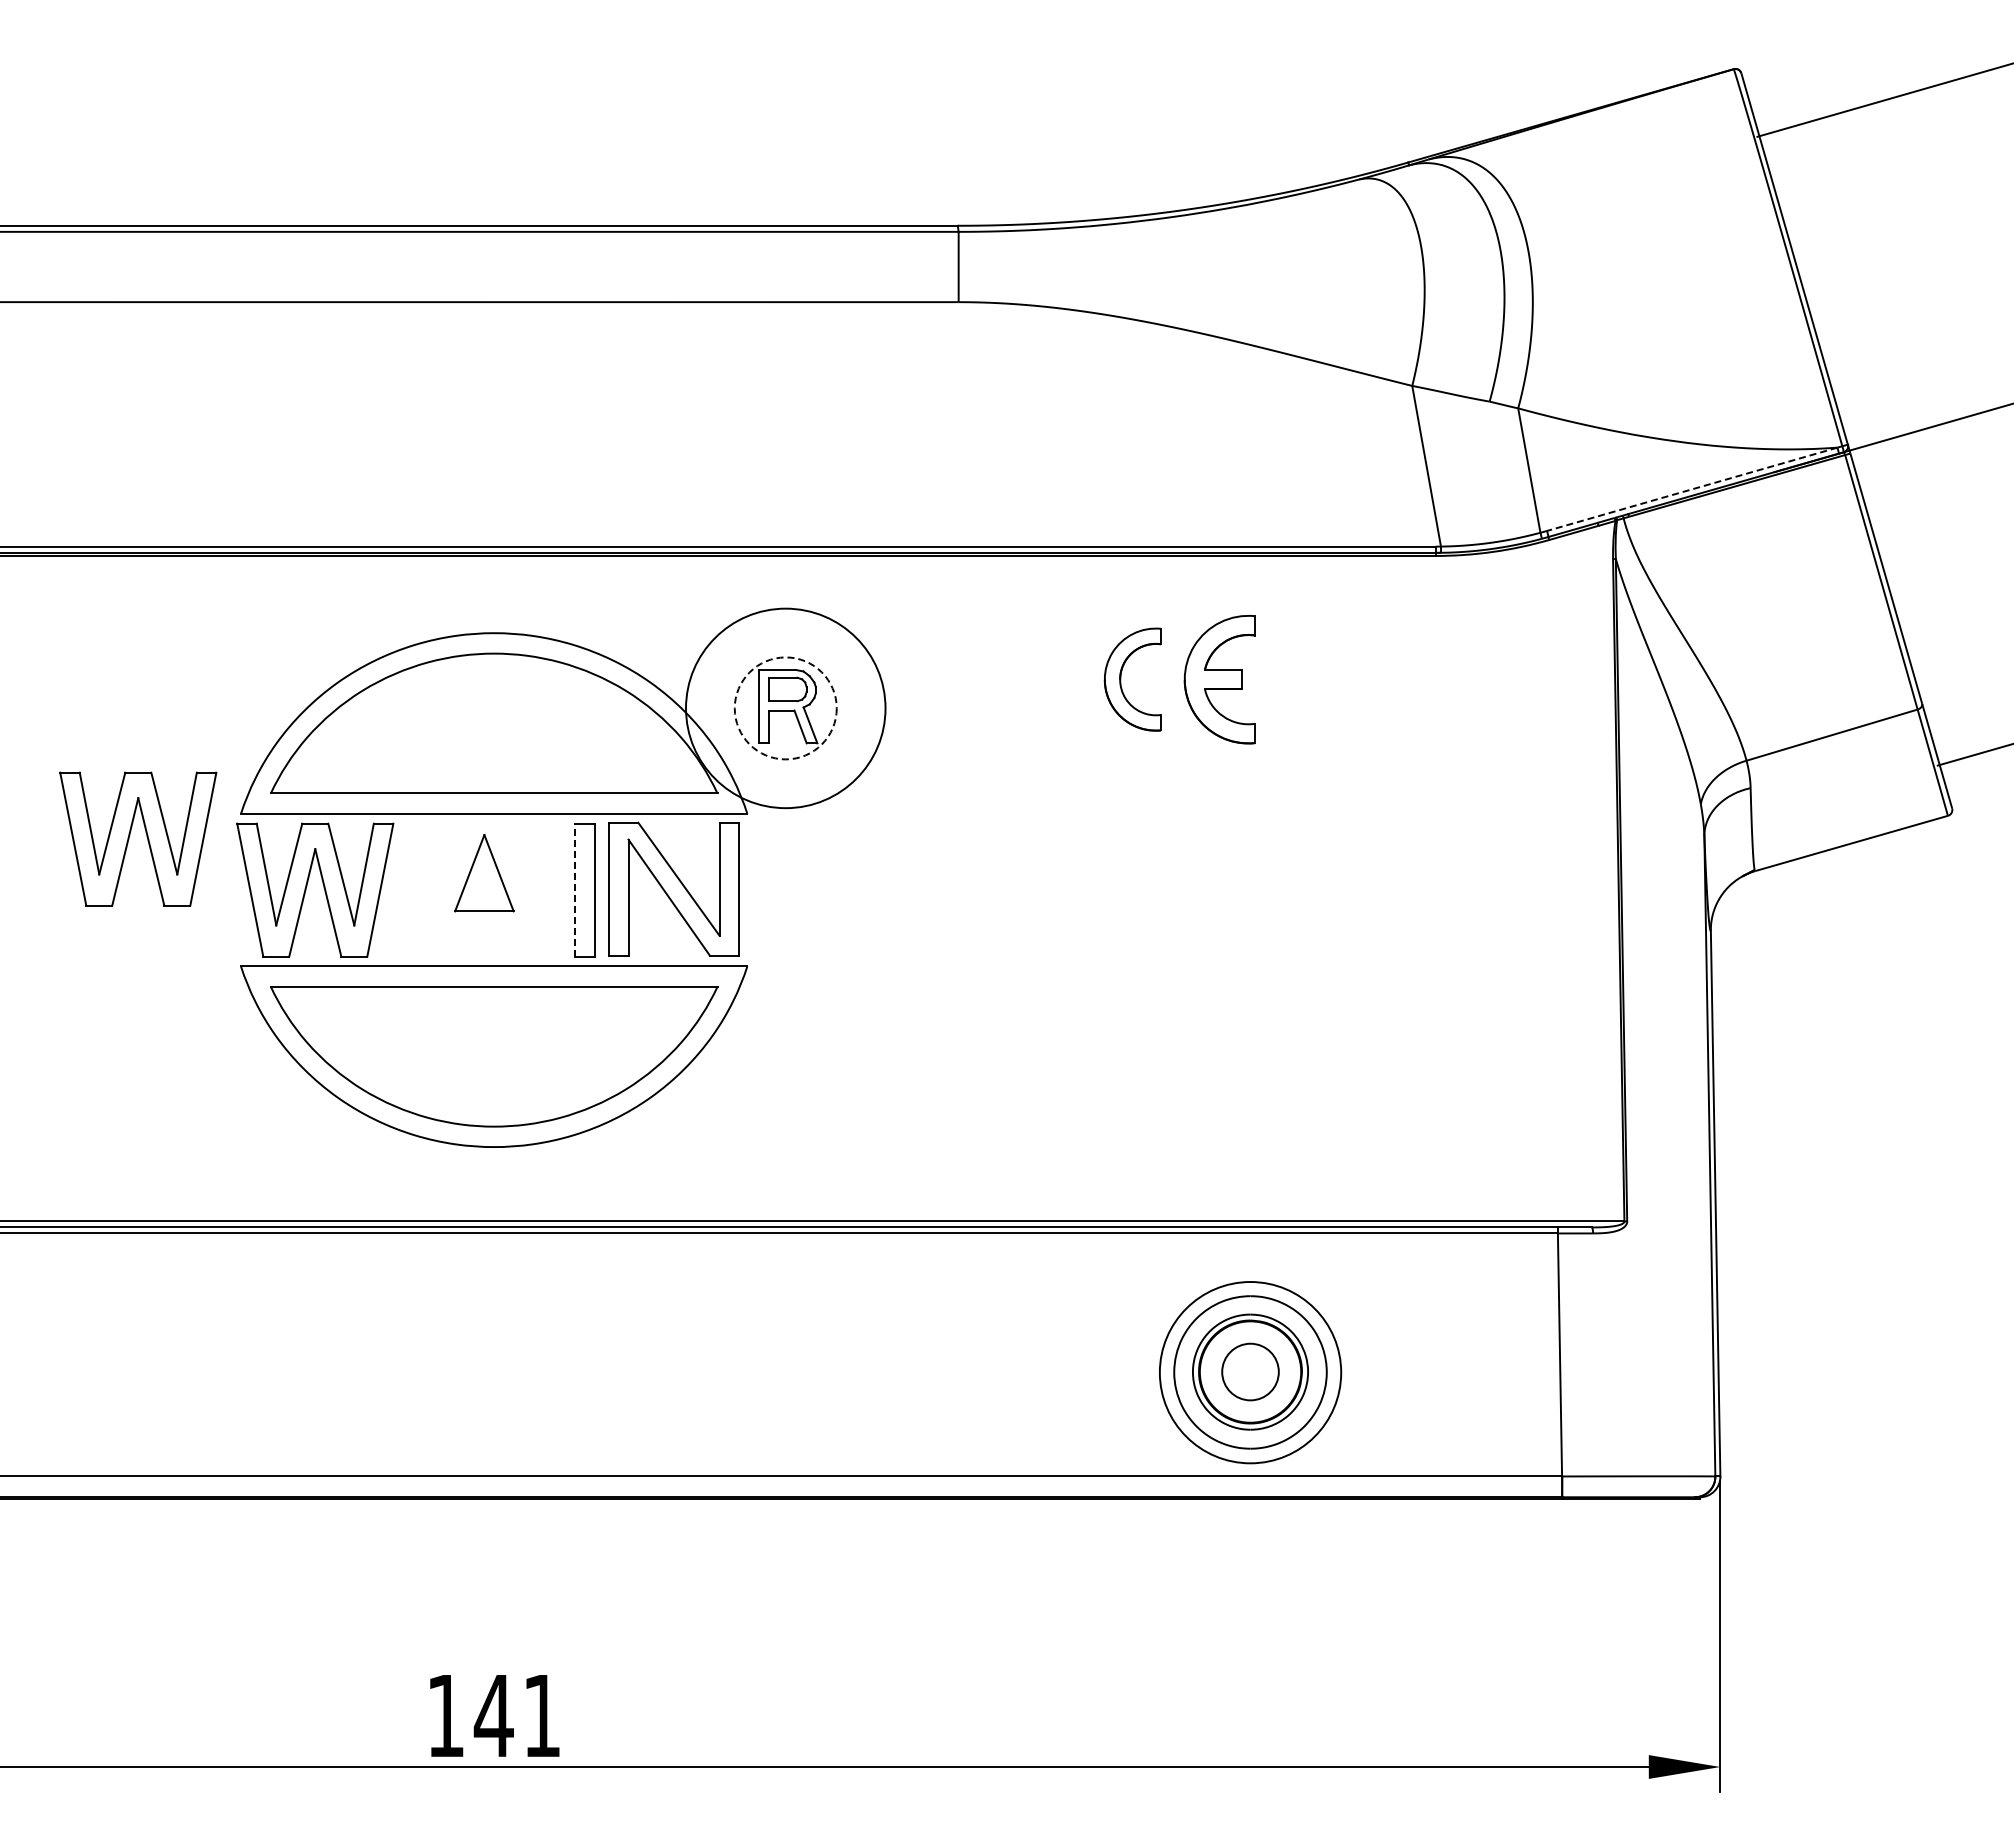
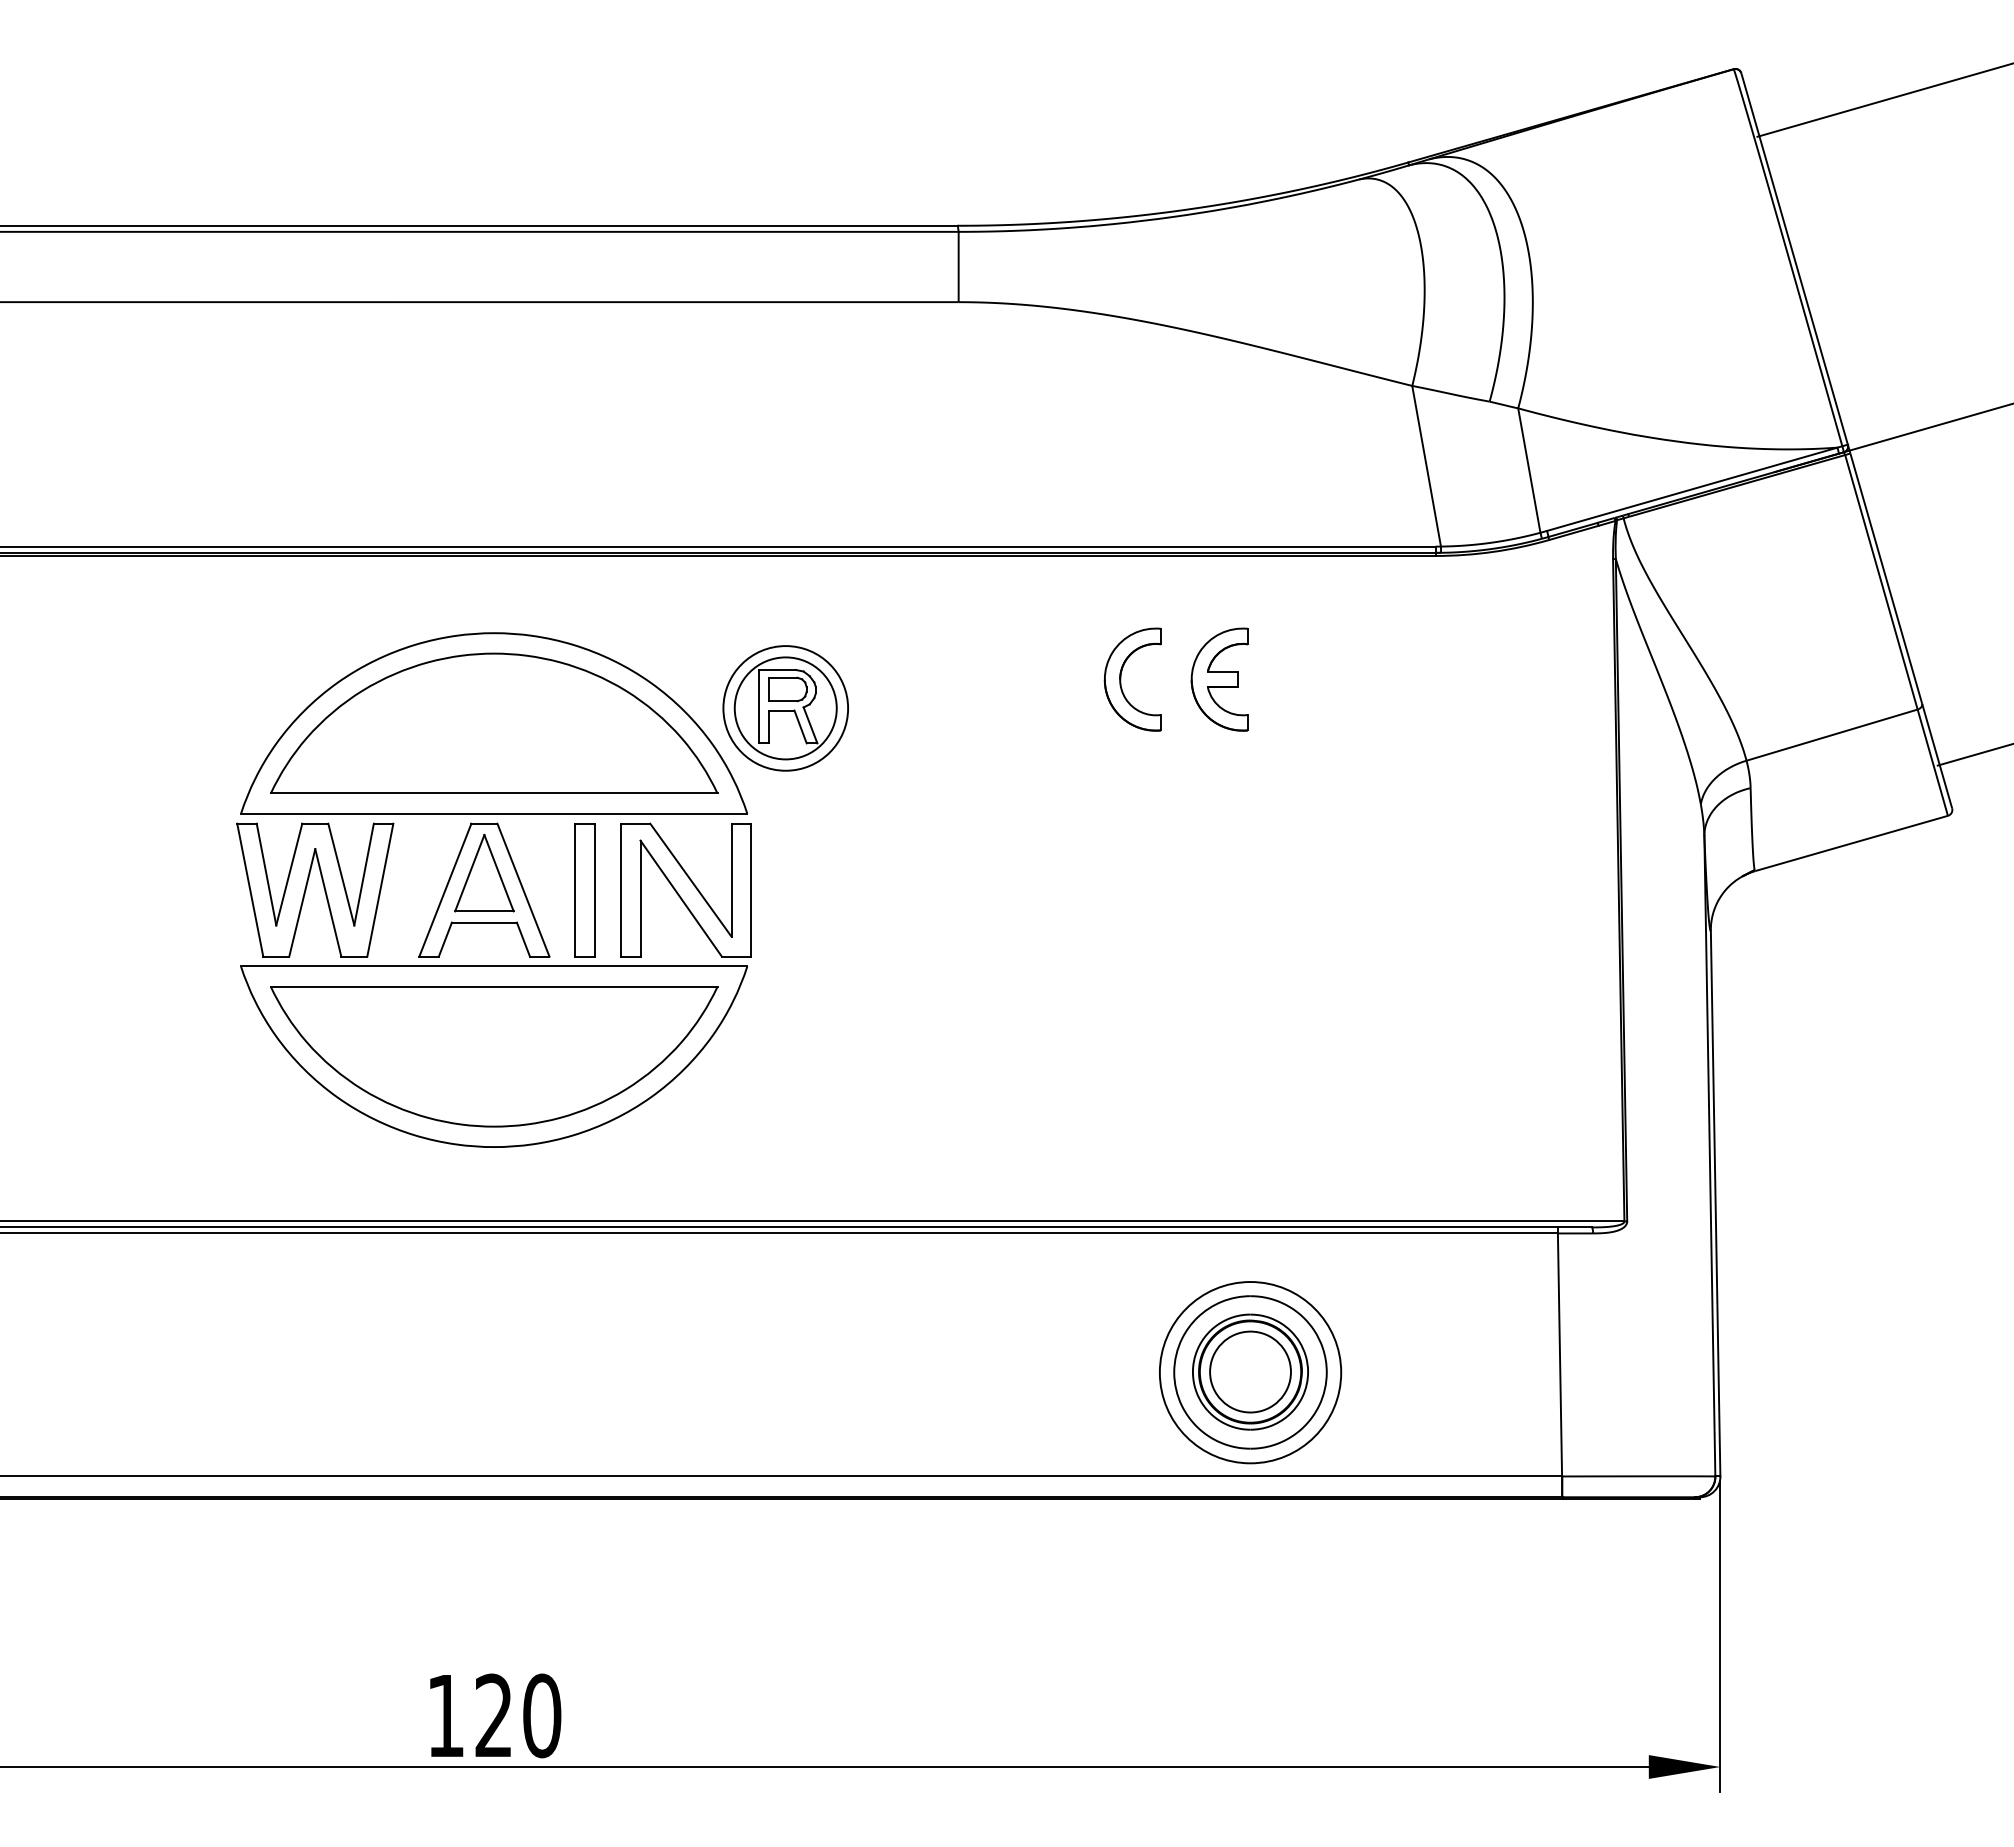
line: dashed -> solid (1691, 489)
part size: 73x130 px -> 59x105 px (1219, 679)
circle diameter: 200 px -> 125 px (785, 708)
circle: dashed -> solid (785, 708)
part: present -> none (146, 837)
part position: (673, 888) -> (685, 889) (685, 889)
part: none -> present (484, 889)
line: dashed -> solid (575, 889)
circle diameter: 57 px -> 81 px (1250, 1371)
text: 141 -> 120 (517, 1715)
